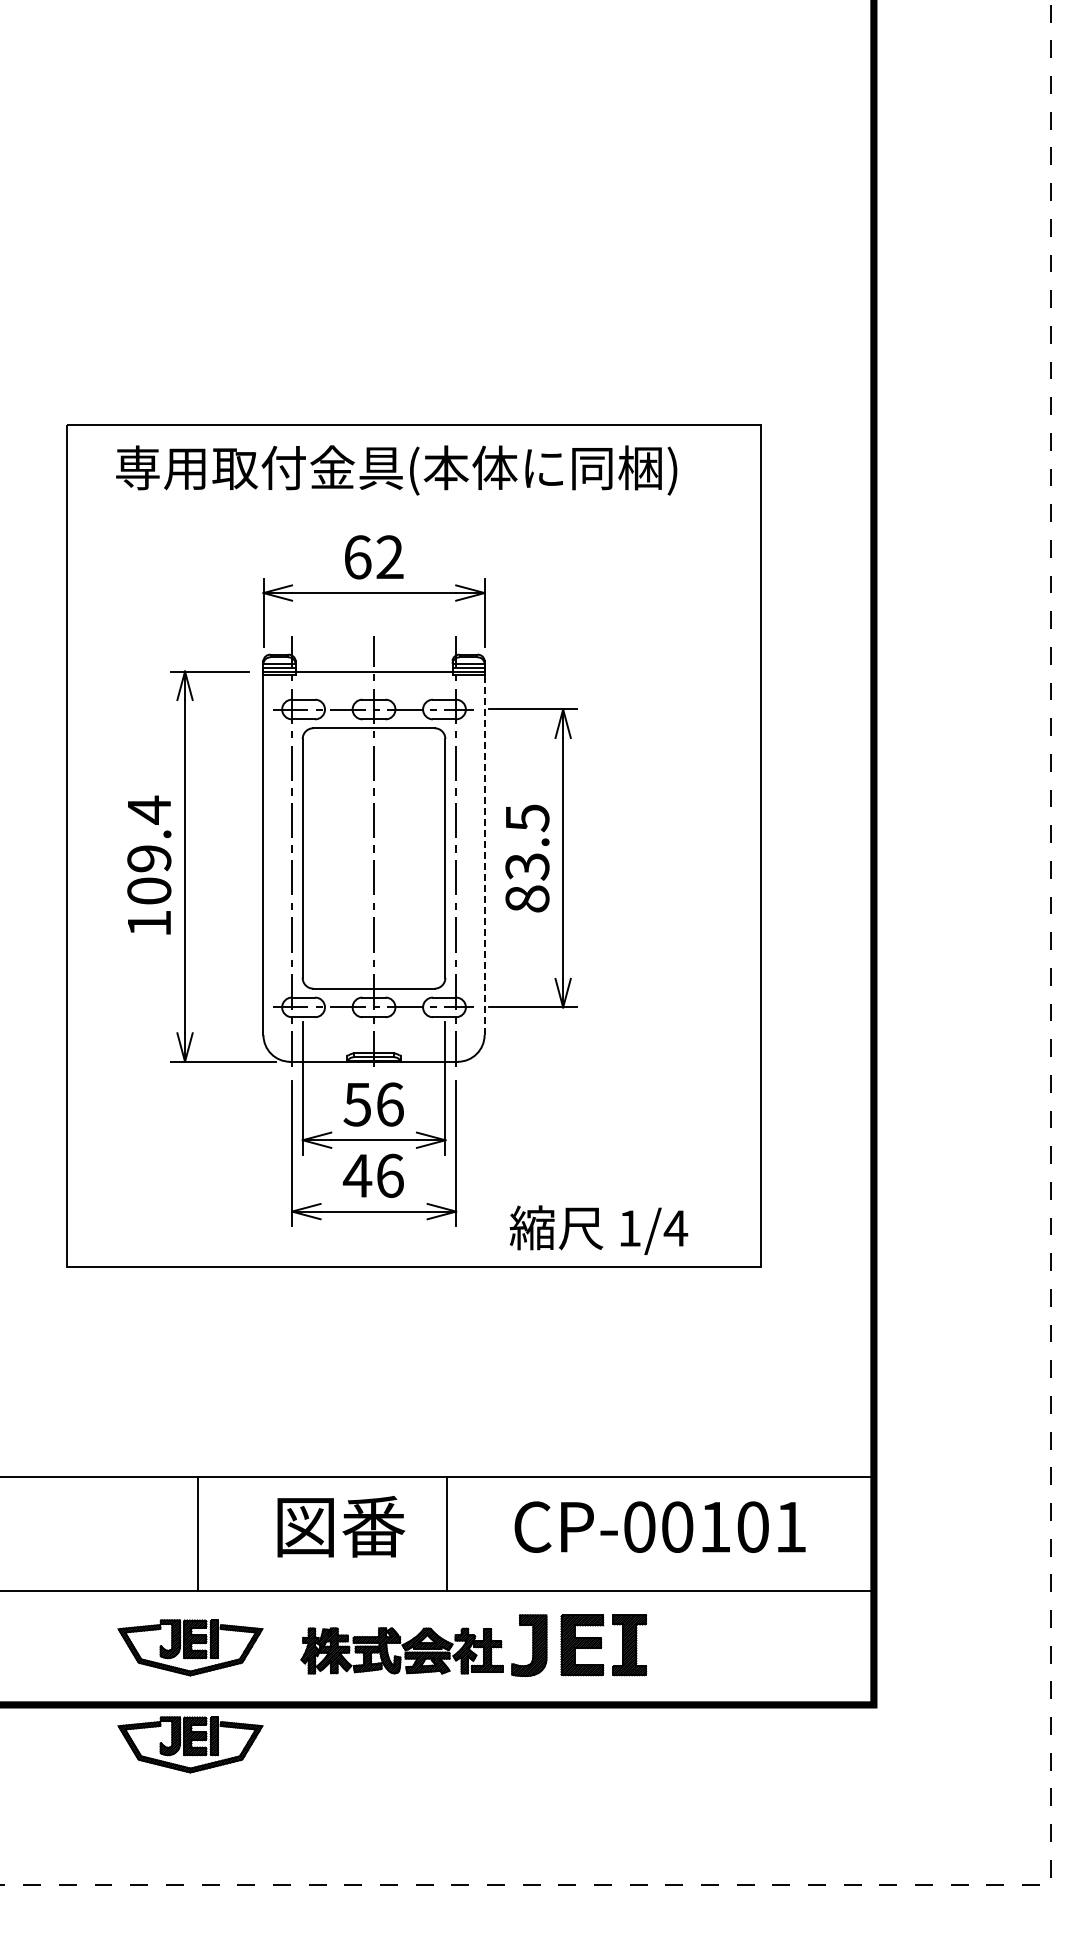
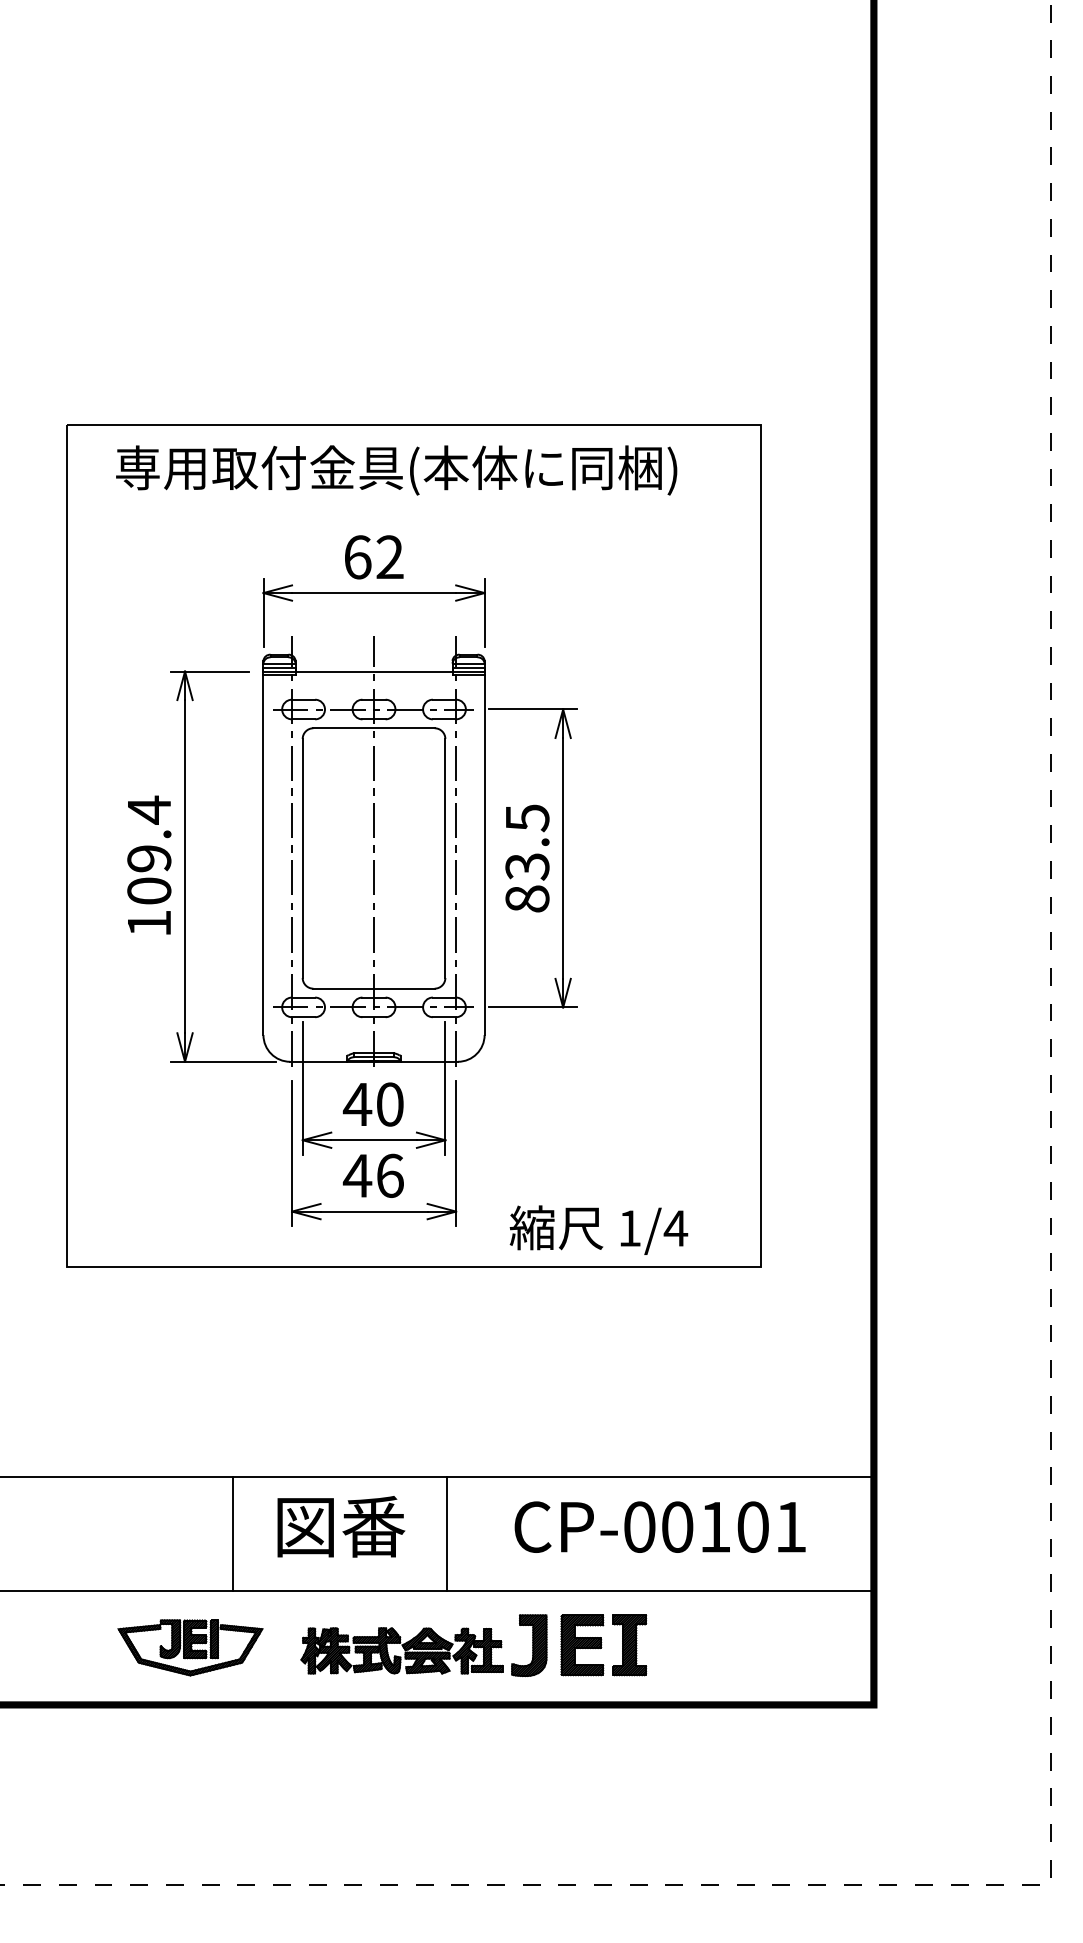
line: dashed -> solid (484, 855)
text: 56 -> 40 (372, 1104)
line position: (197, 1533) -> (232, 1533) (232, 1533)
part: present -> none (190, 1744)
